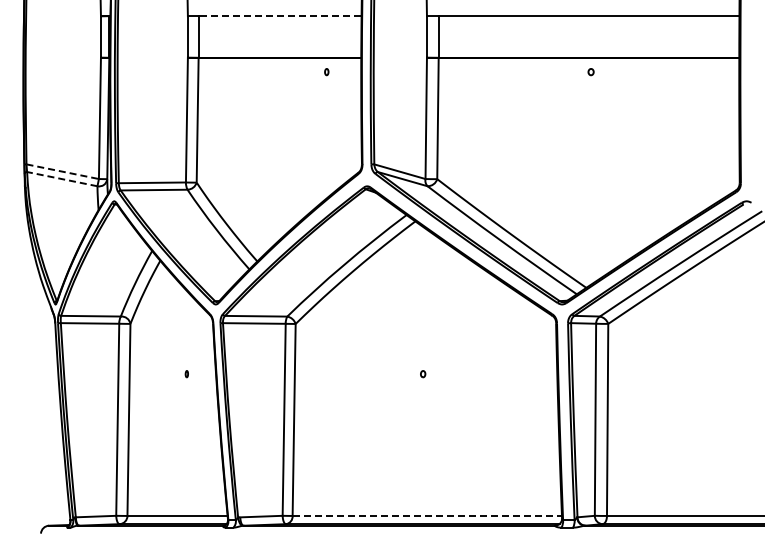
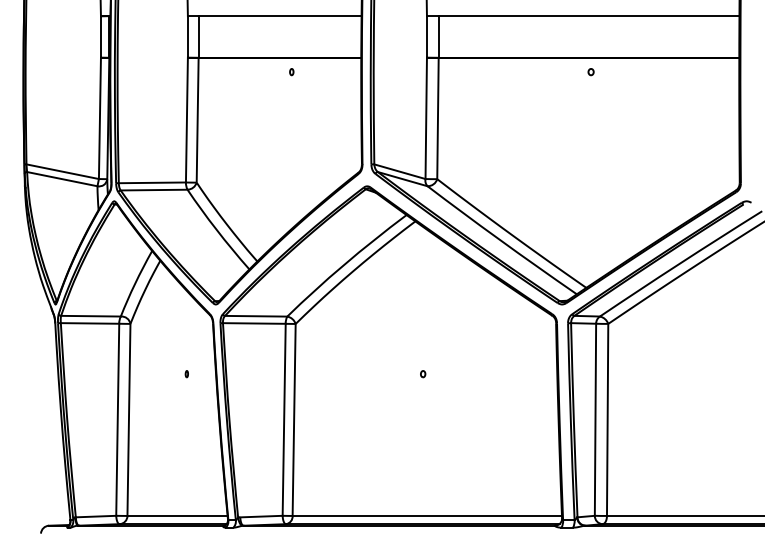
line: dashed -> solid (279, 16)
part position: (326, 72) -> (291, 72) (291, 72)
line: dashed -> solid (62, 171)
line: dashed -> solid (62, 179)
line: dashed -> solid (427, 515)
